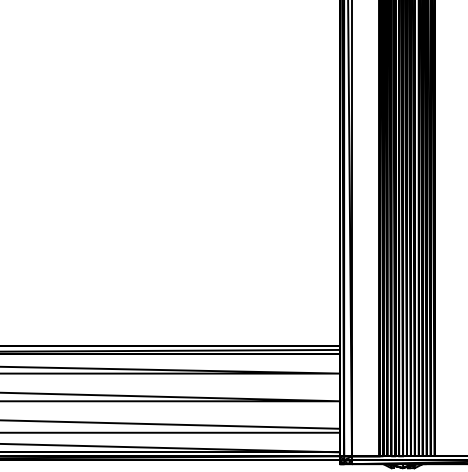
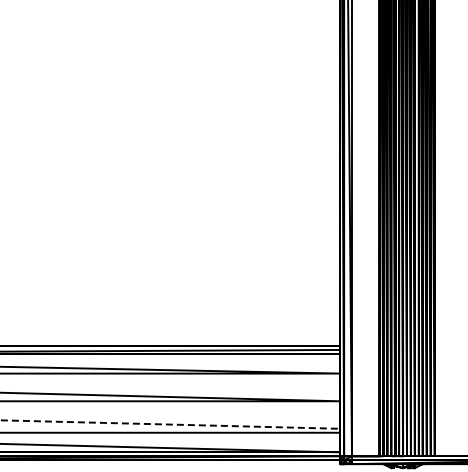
line: solid -> dashed (170, 424)
